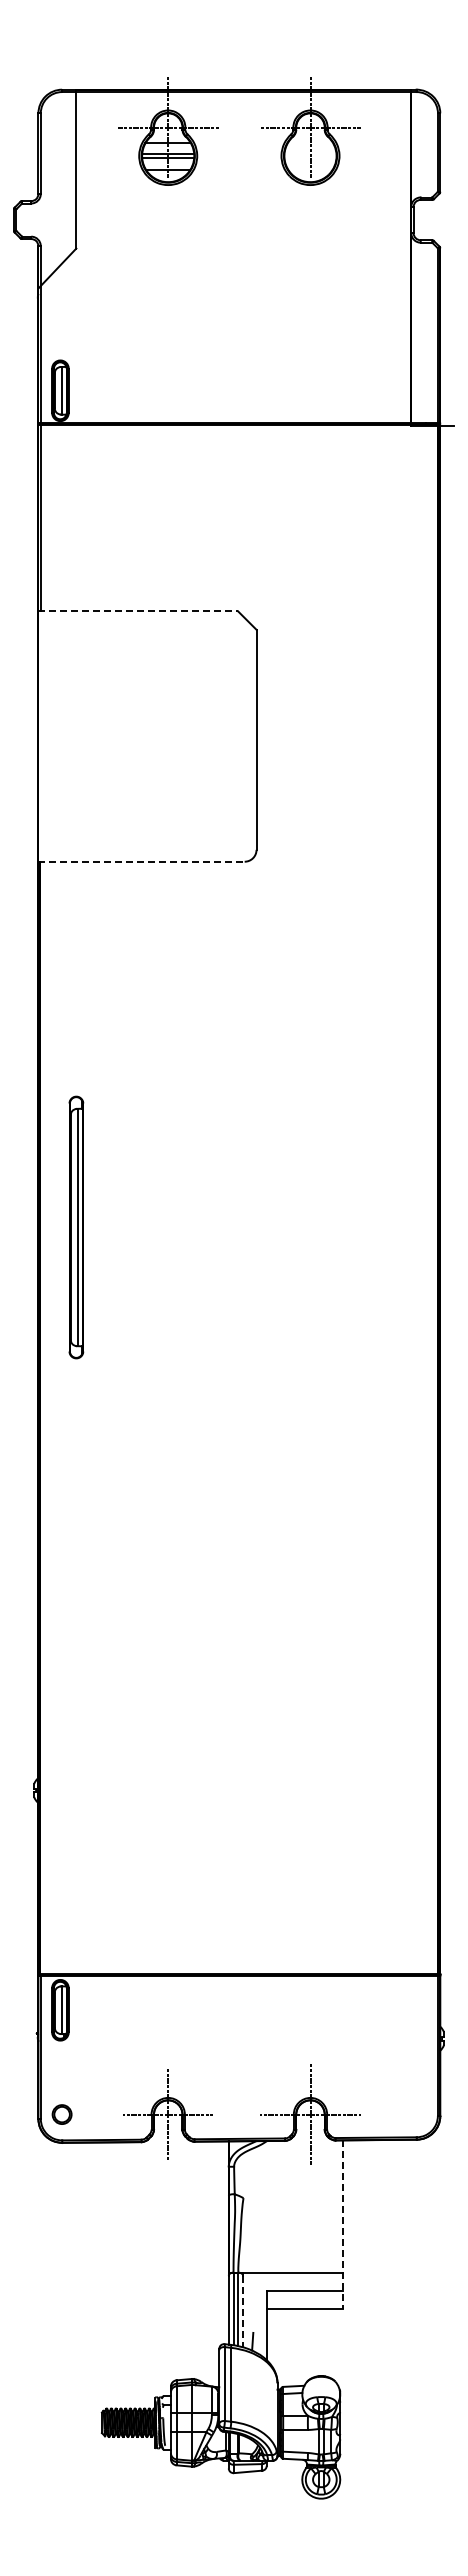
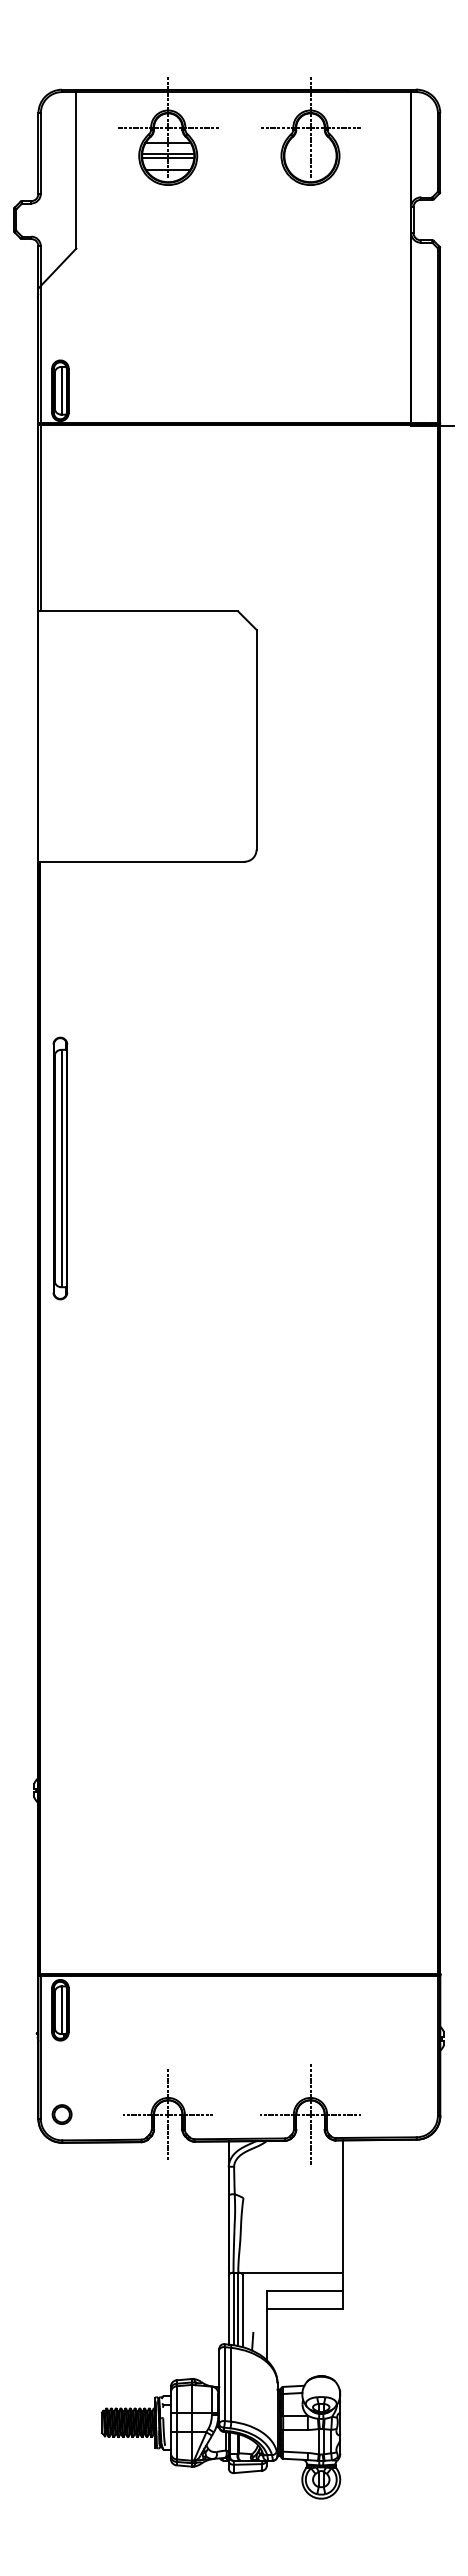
line: dashed -> solid (138, 611)
line: dashed -> solid (142, 861)
part position: (76, 1227) -> (60, 1168) (60, 1168)
line: dashed -> solid (342, 2225)
line: dashed -> solid (243, 2311)
